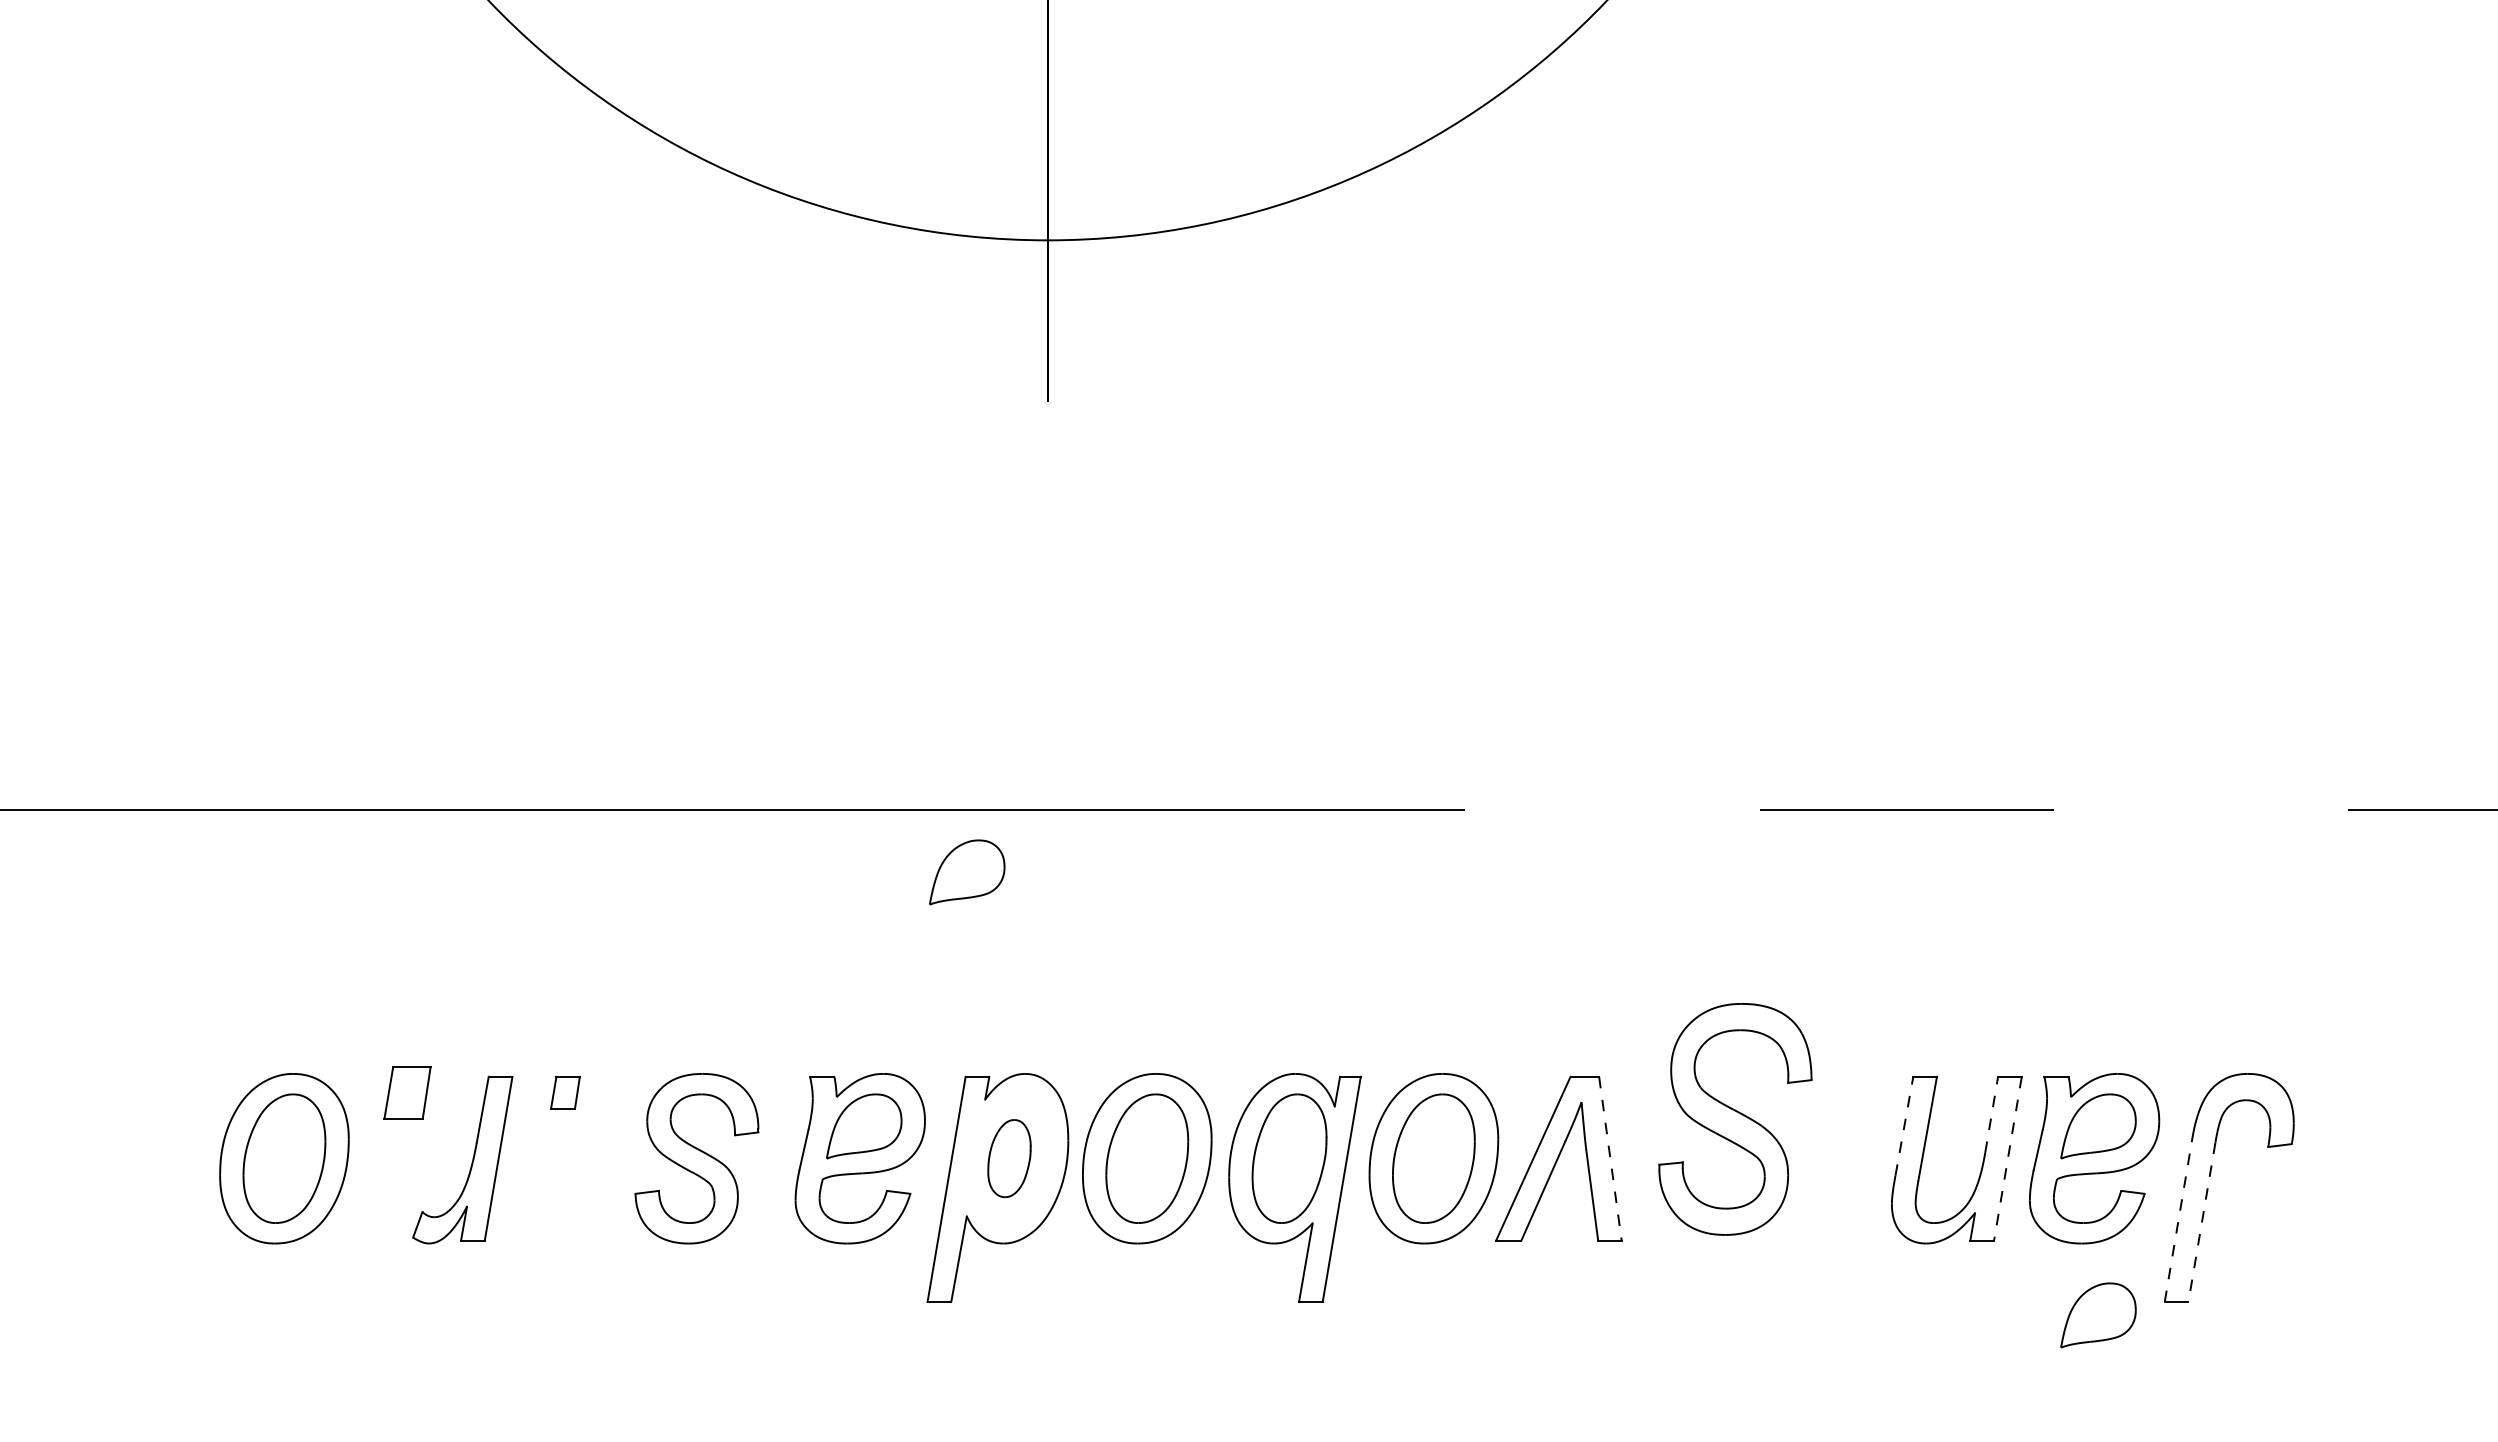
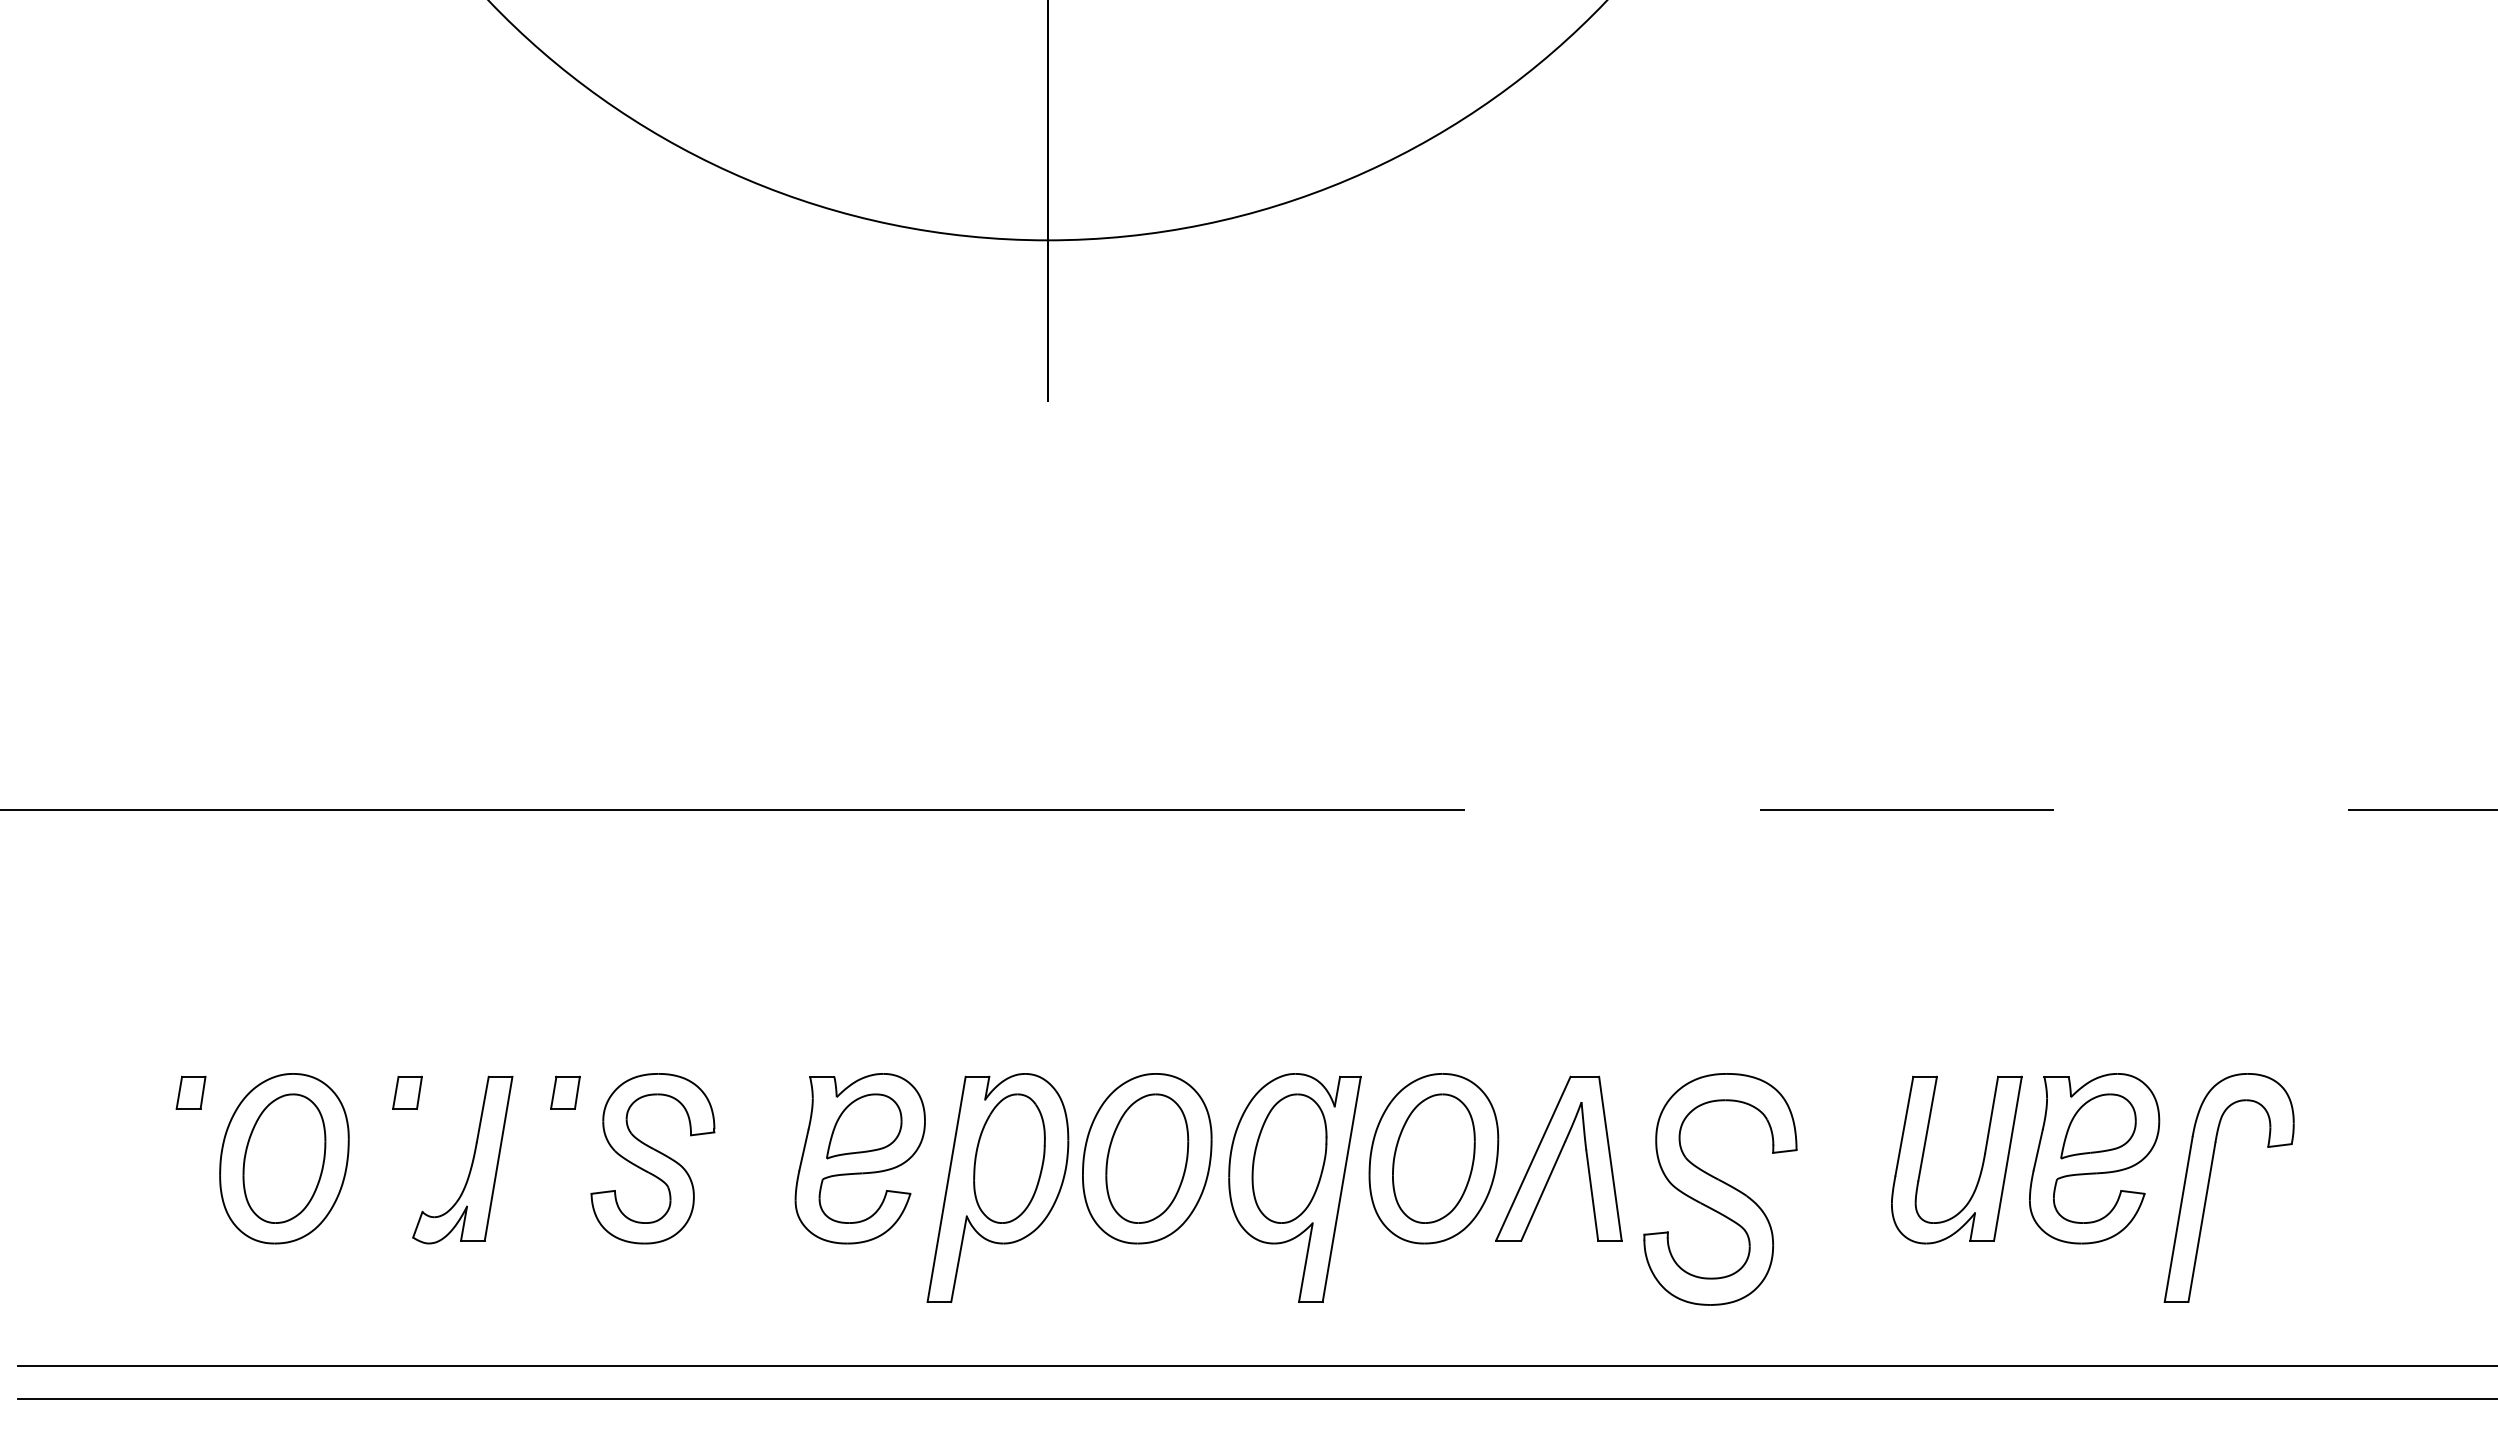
part: present -> none (967, 872)
part: none -> present (190, 1092)
part size: 49x54 px -> 31x35 px (407, 1092)
line: dashed -> solid (1991, 1114)
part position: (1735, 1119) -> (1720, 1189) (1720, 1189)
line: dashed -> solid (1904, 1125)
part position: (696, 1158) -> (652, 1158) (652, 1158)
part size: 45x80 px -> 73x131 px (1009, 1158)
line: dashed -> solid (1610, 1158)
line: dashed -> solid (2007, 1159)
line: dashed -> solid (2178, 1219)
line: dashed -> solid (2201, 1222)
part: present -> none (2098, 1315)
line: none -> present (1256, 1366)
line: none -> present (1256, 1398)
